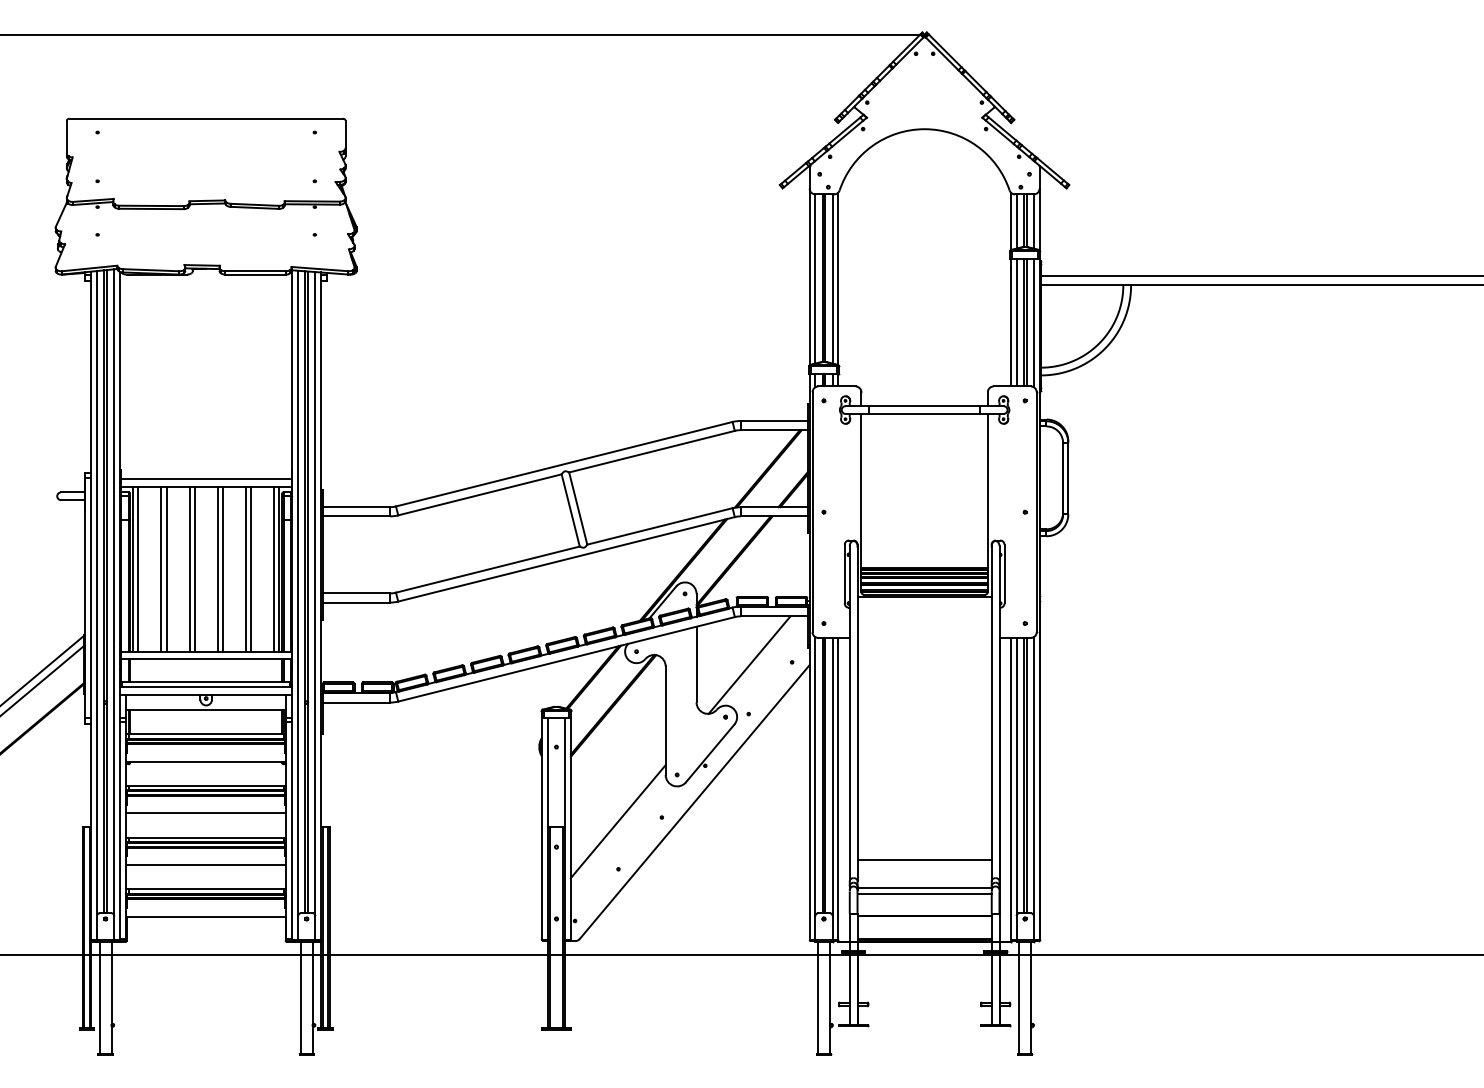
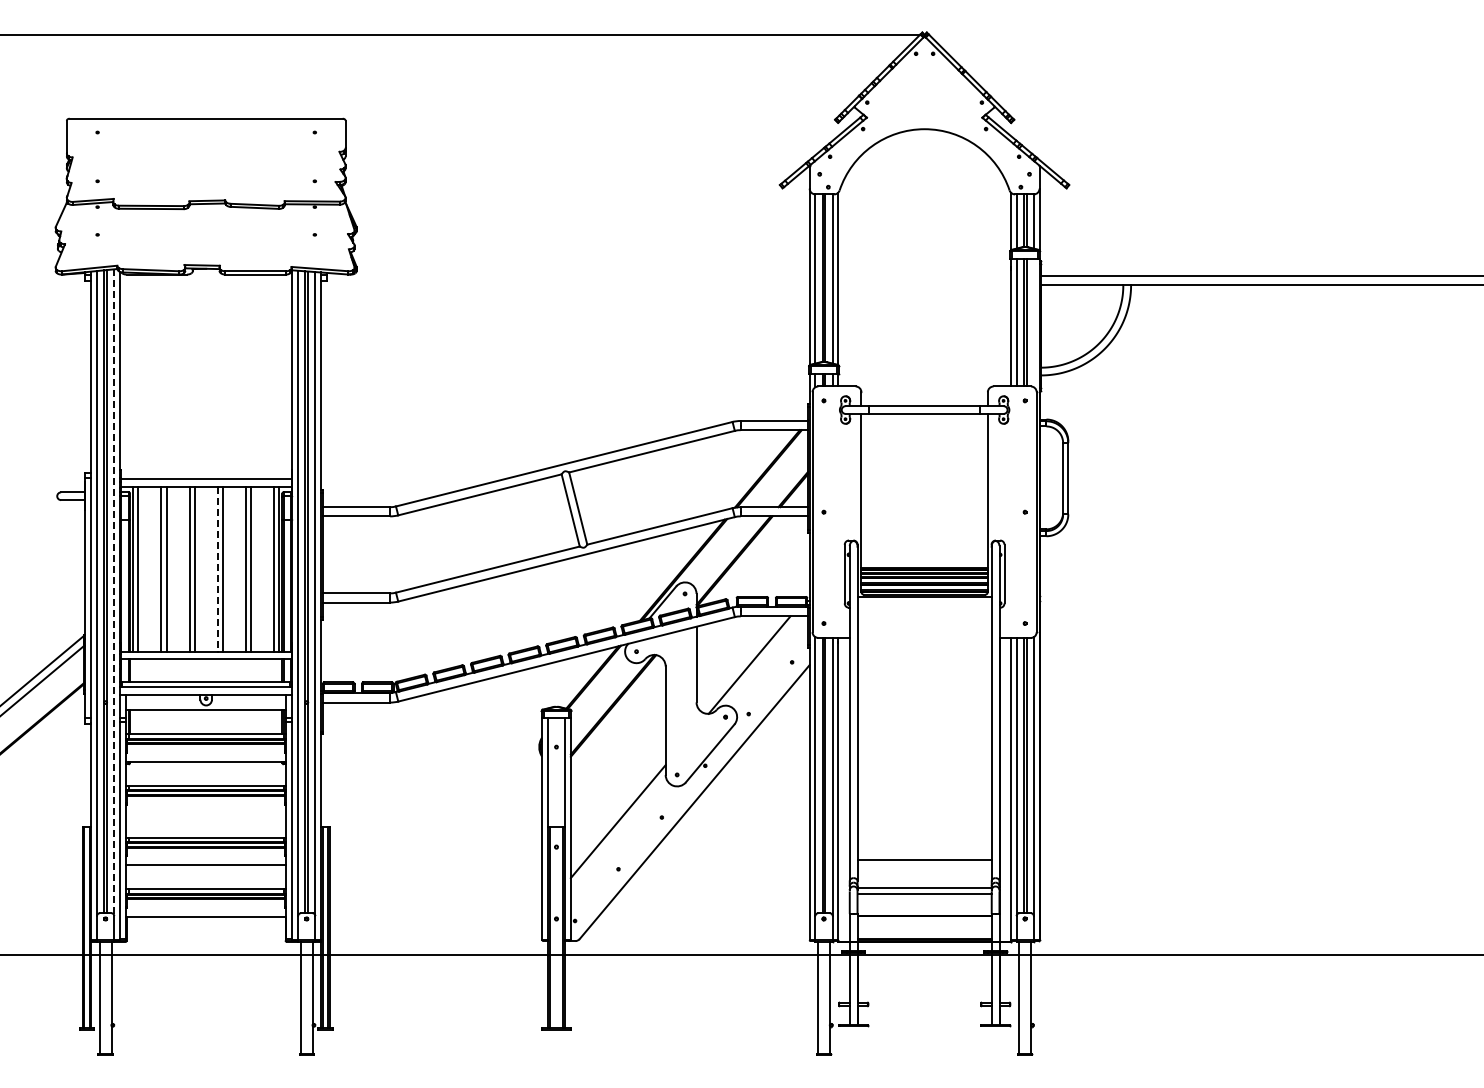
line: present -> none (1033, 322)
line: solid -> dashed (217, 569)
line: solid -> dashed (114, 593)
line: present -> none (206, 813)
